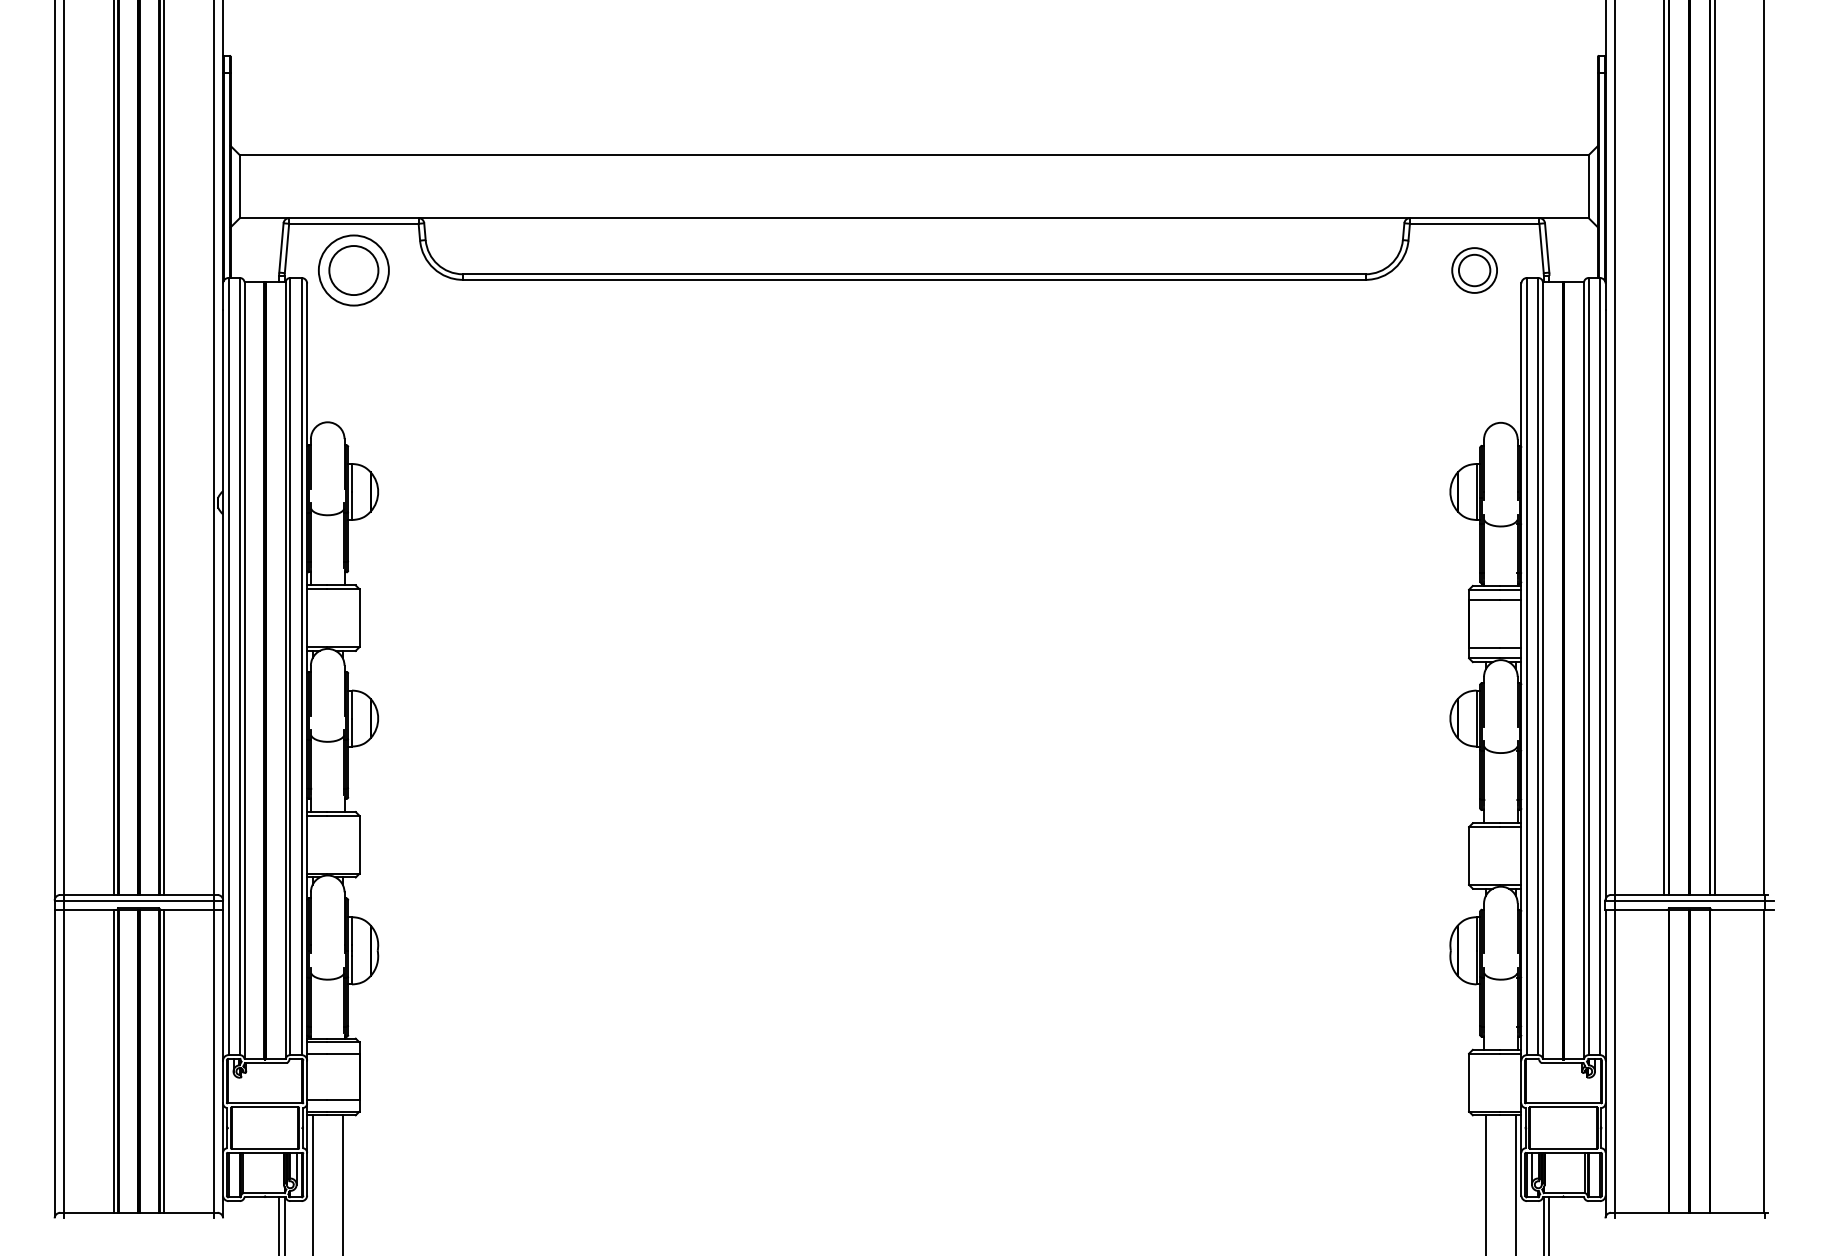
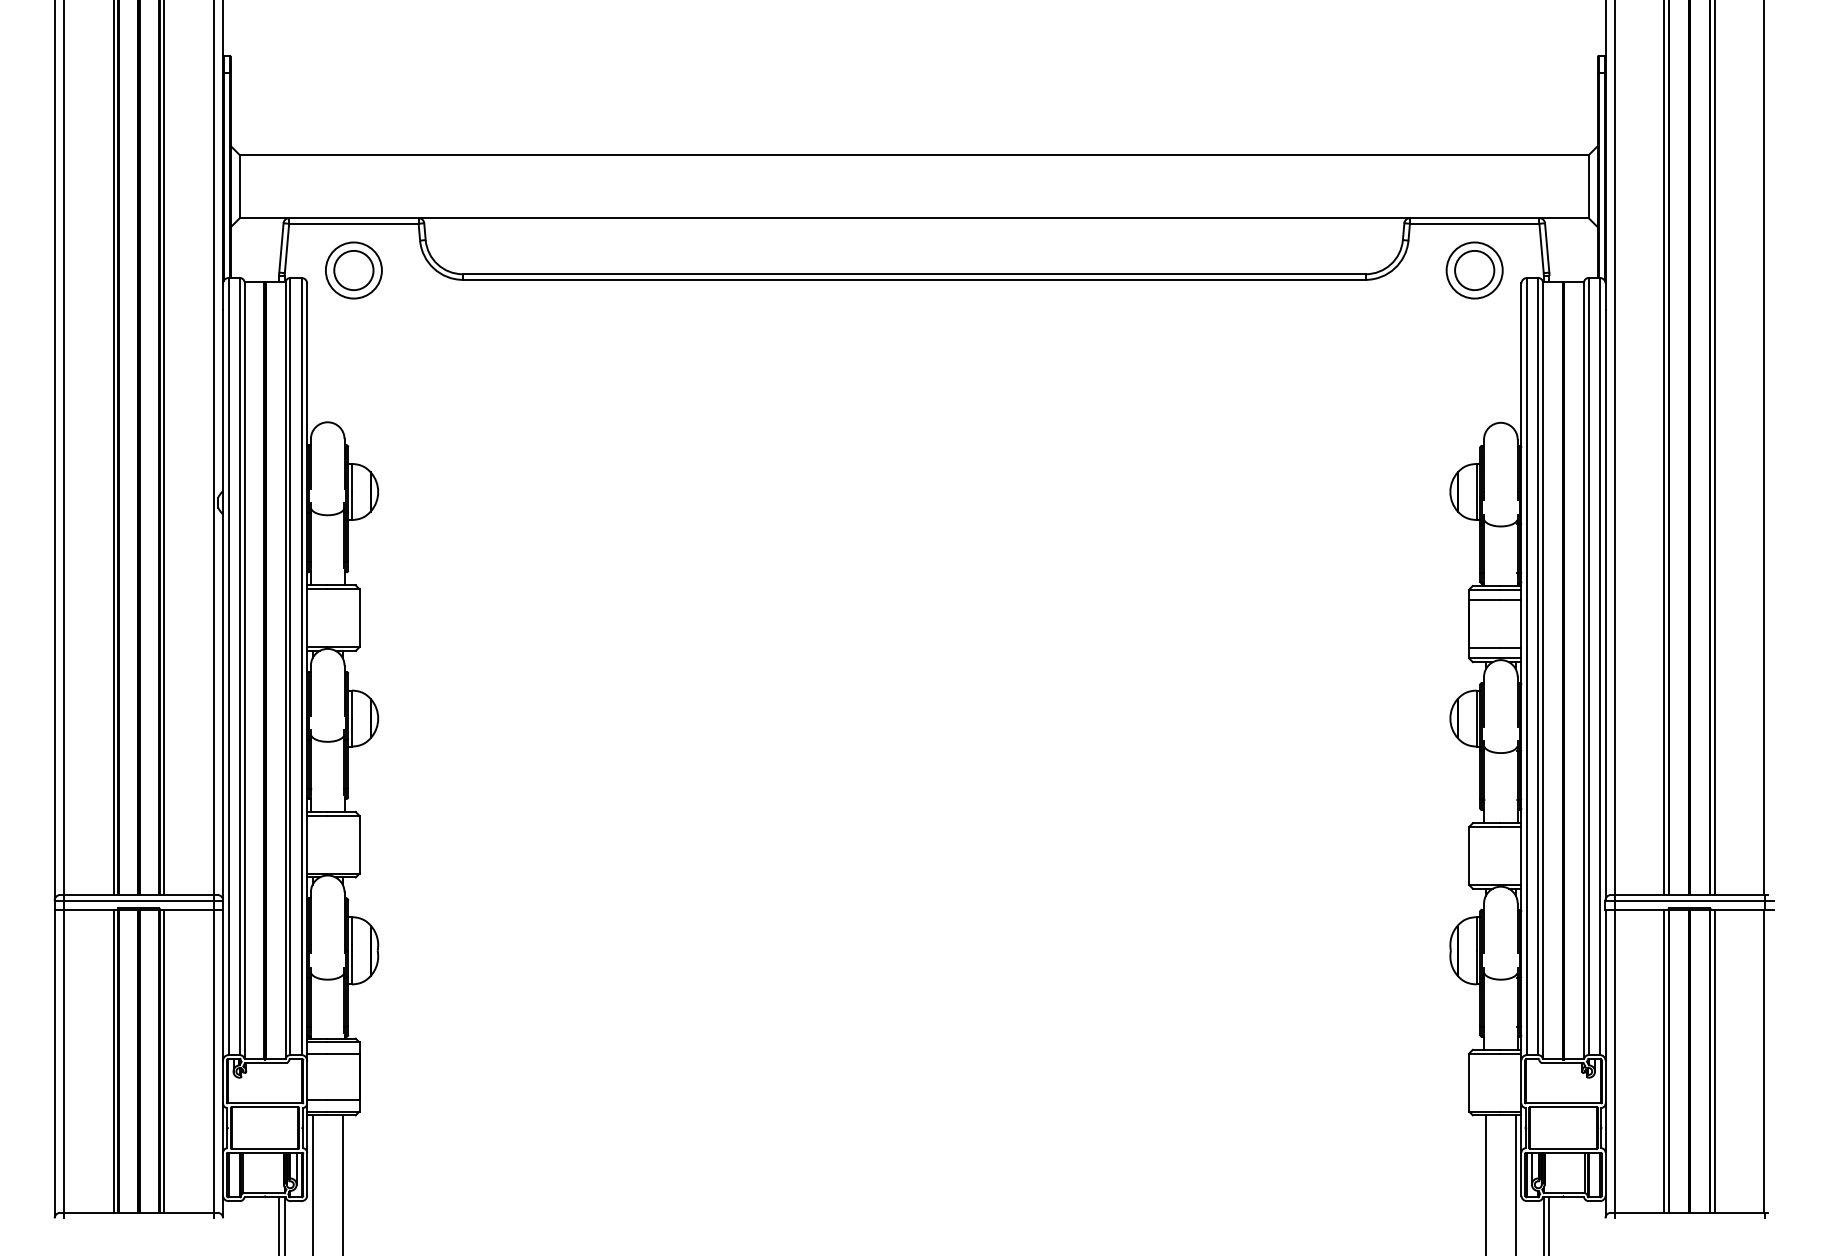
part size: 72x73 px -> 58x59 px (353, 270)
part size: 47x47 px -> 59x59 px (1474, 270)
line: none -> present (1664, 1060)
line: none -> present (1714, 1060)
